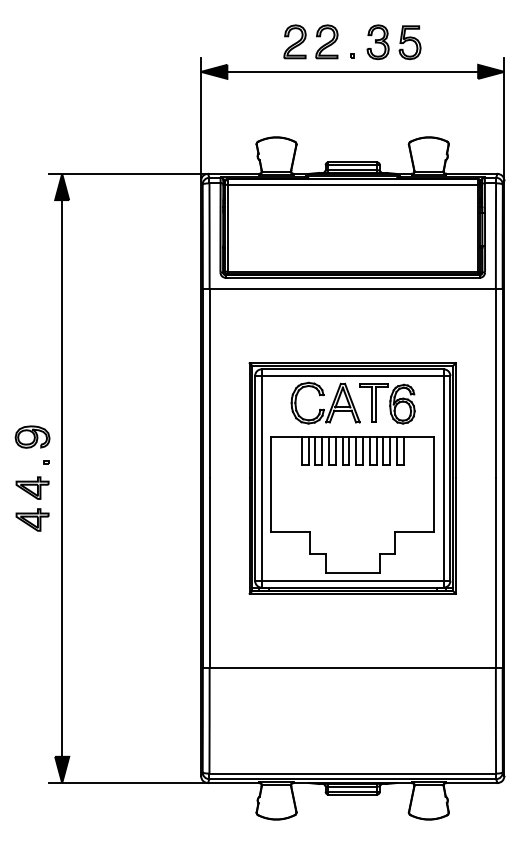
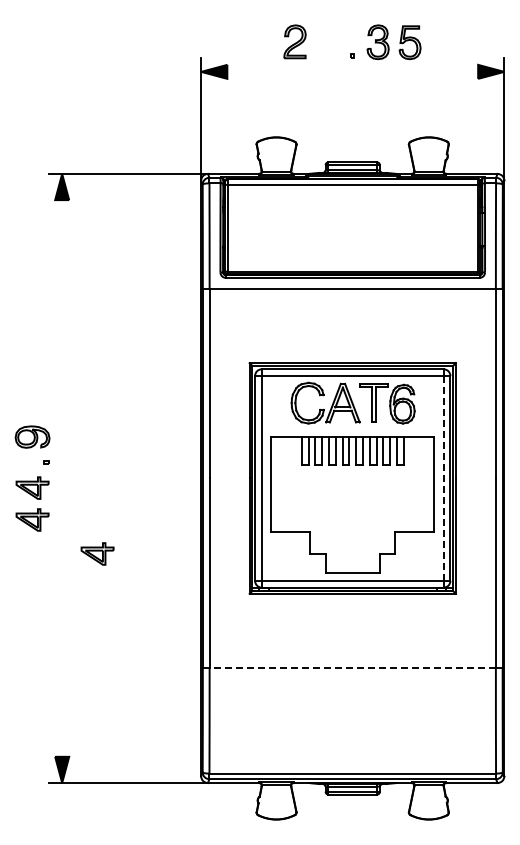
part: present -> none (326, 41)
line: present -> none (352, 71)
line: present -> none (62, 478)
line: solid -> dashed (443, 478)
part: none -> present (97, 553)
line: solid -> dashed (352, 667)
